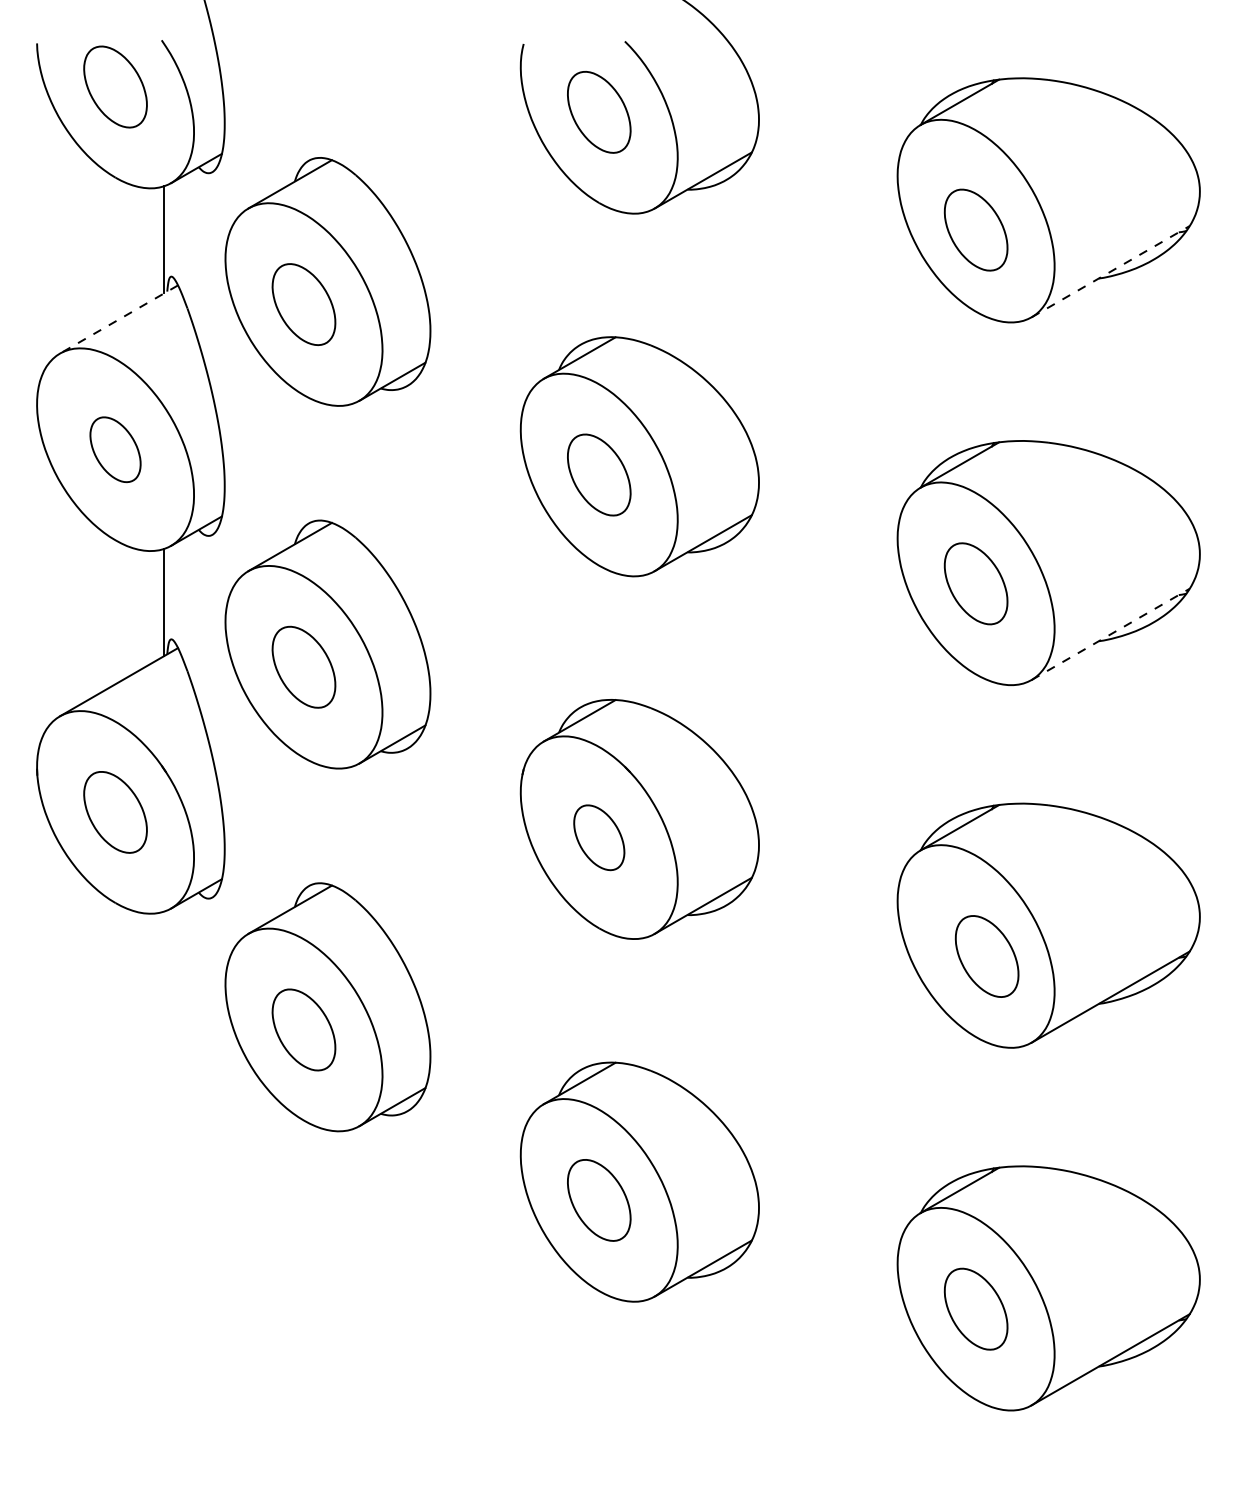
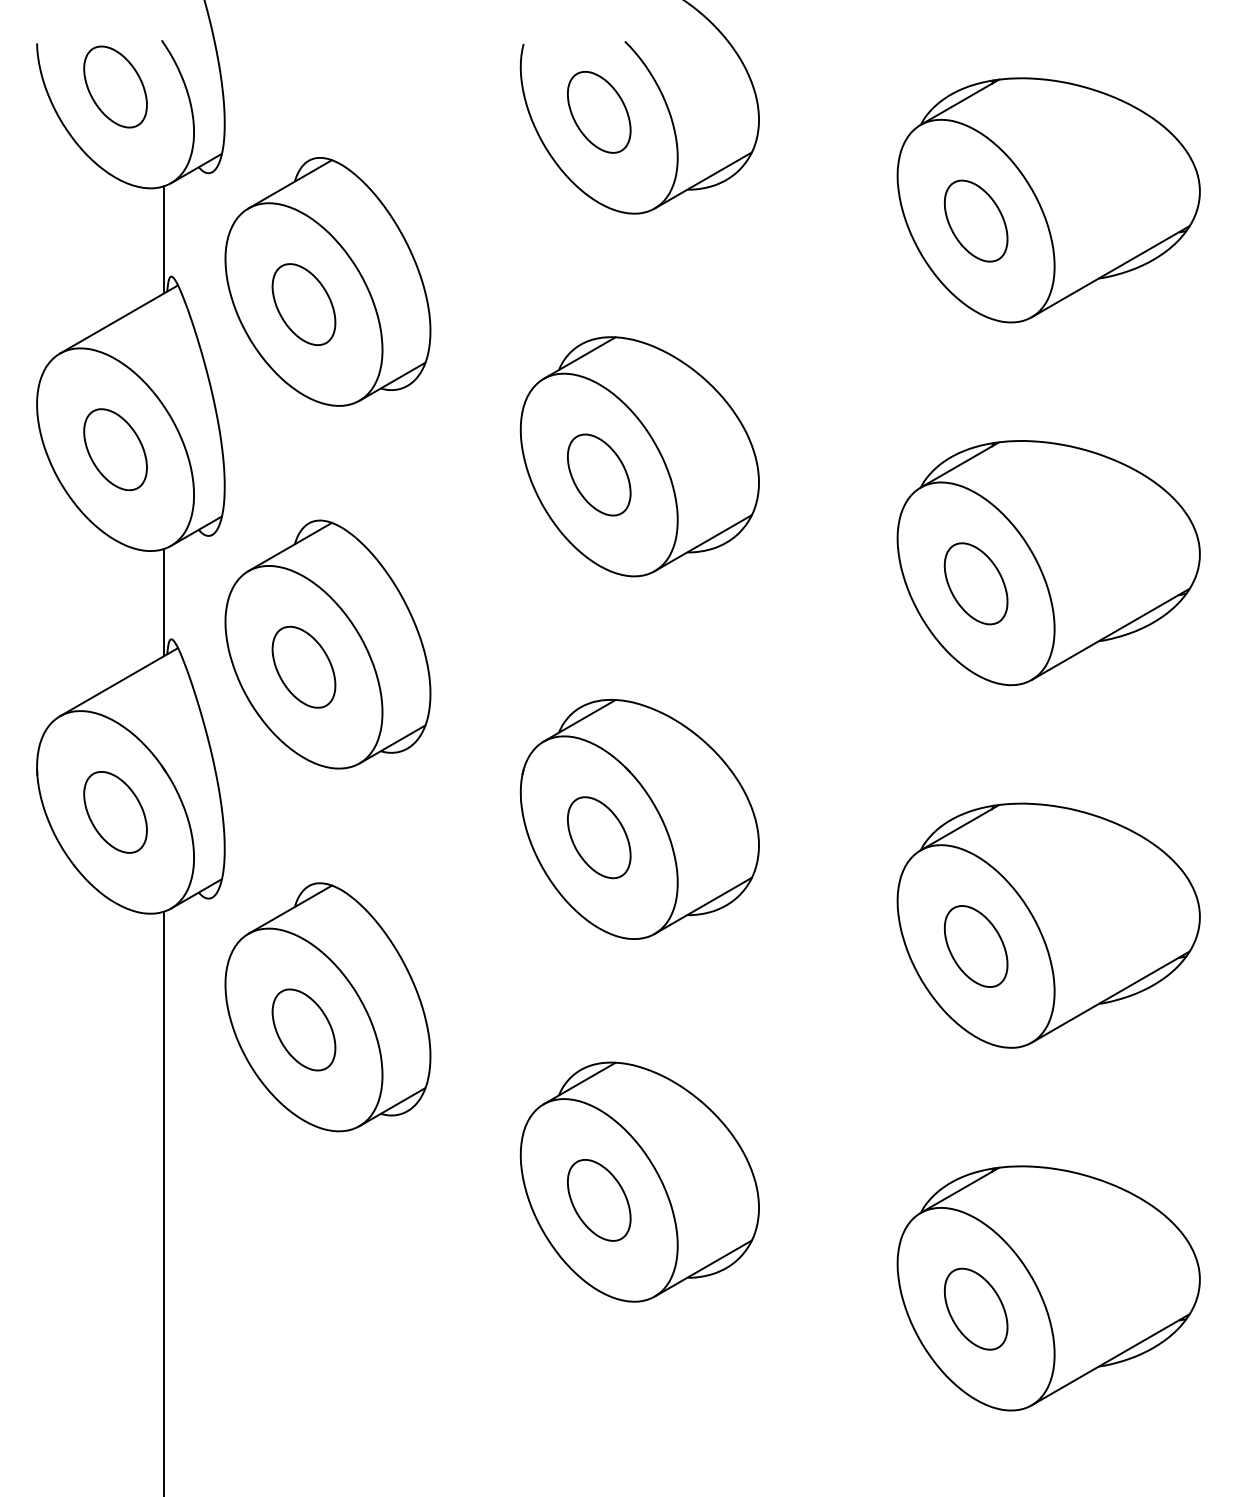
part position: (975, 229) -> (975, 220) (975, 220)
line: dashed -> solid (1111, 271)
line: dashed -> solid (118, 319)
part size: 53x68 px -> 65x84 px (115, 449)
line: dashed -> solid (1111, 634)
part size: 53x68 px -> 65x84 px (599, 837)
part position: (986, 956) -> (975, 946) (975, 946)
line: none -> present (164, 1202)
